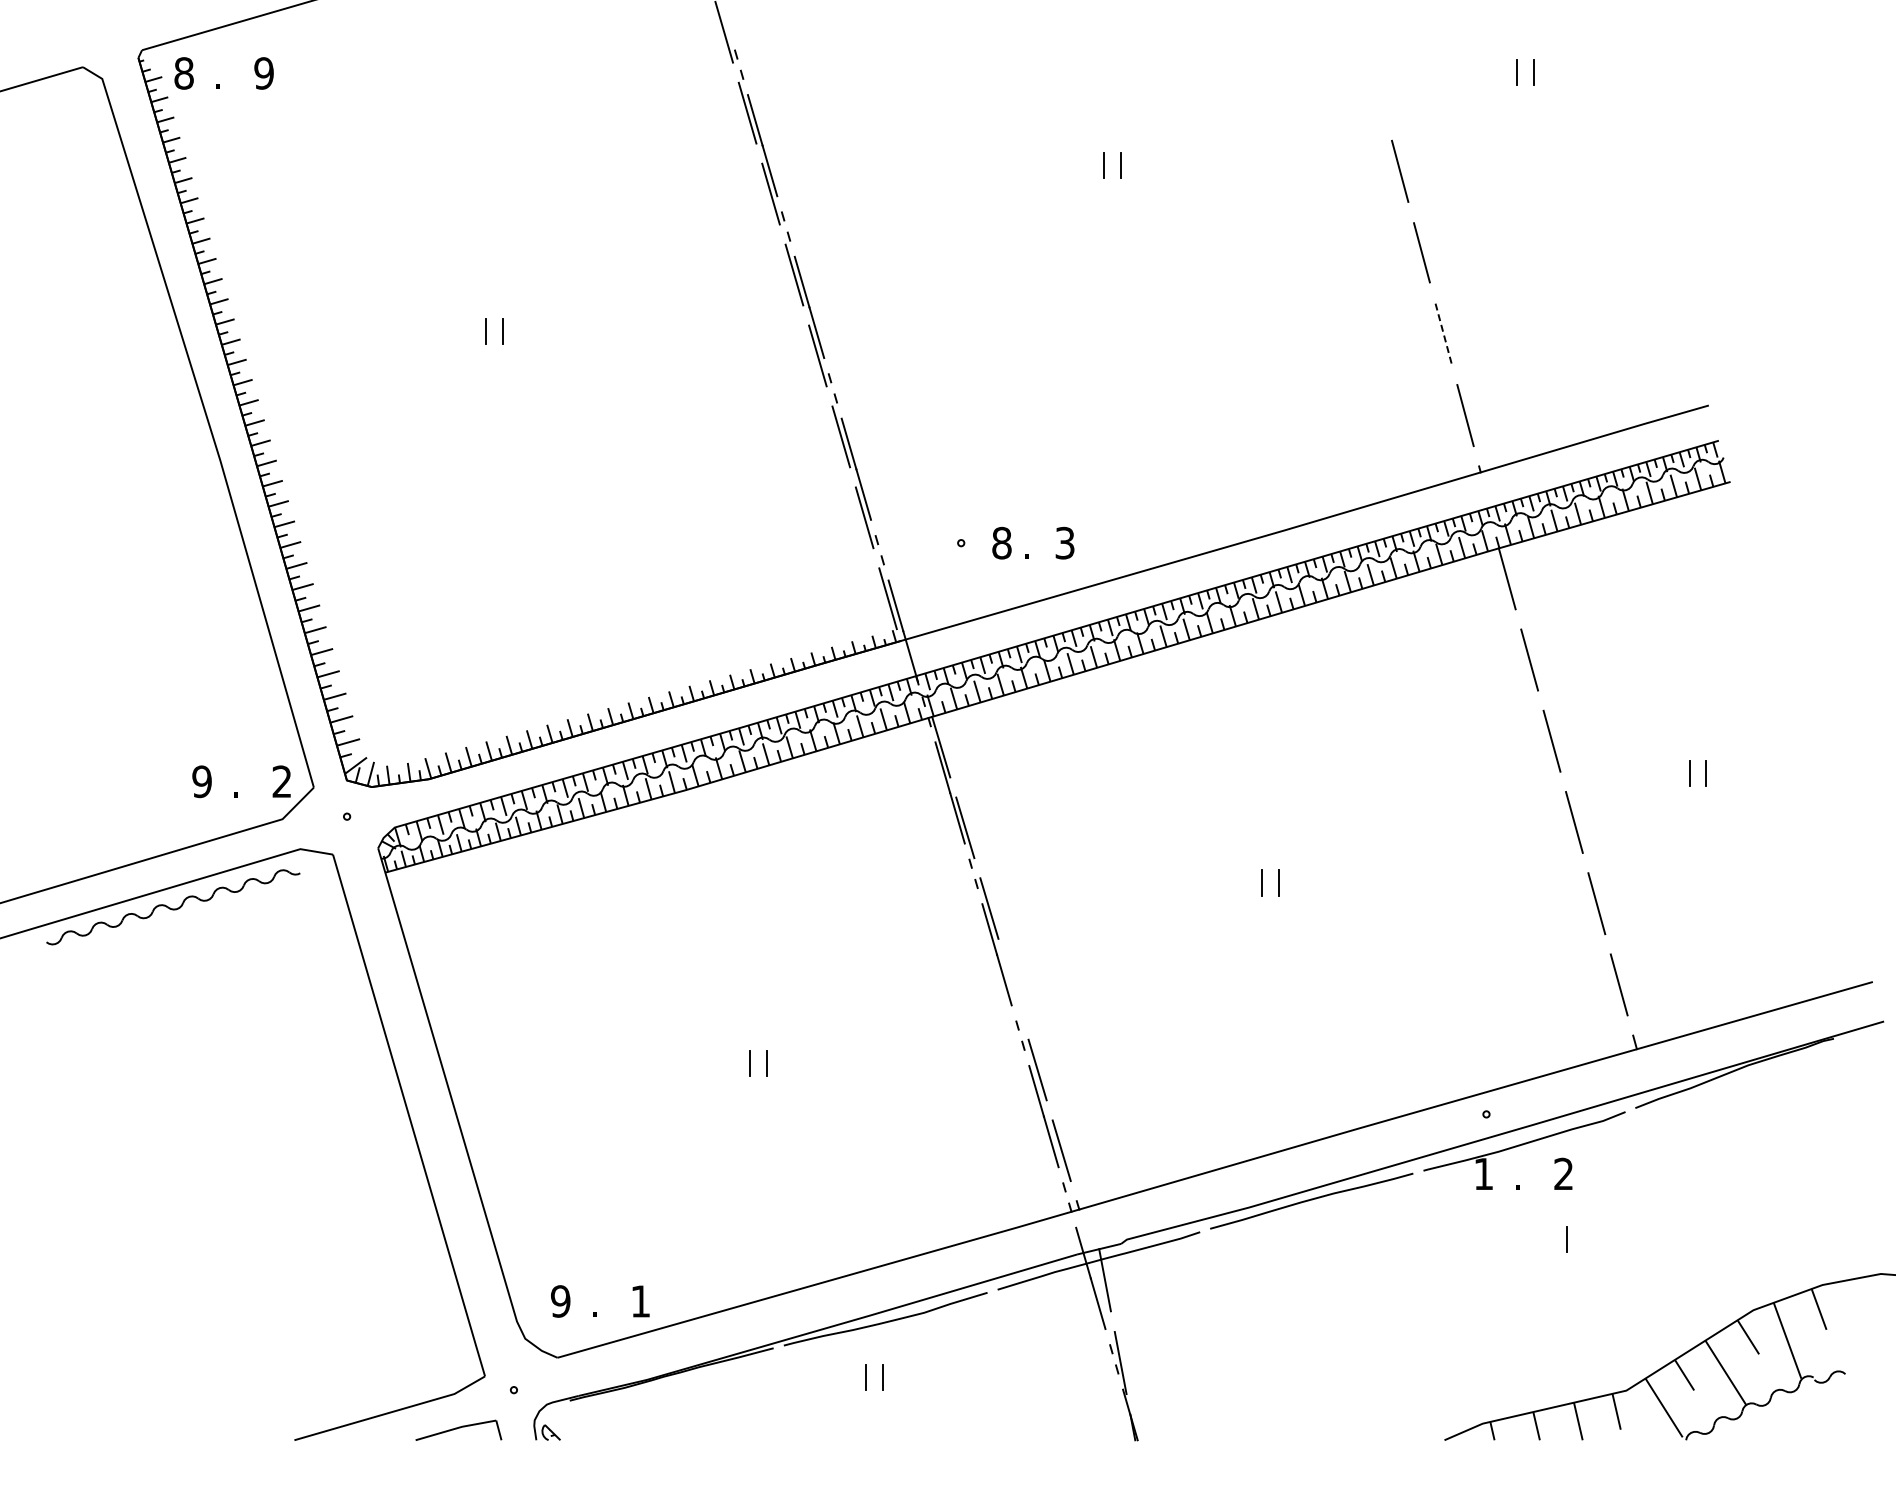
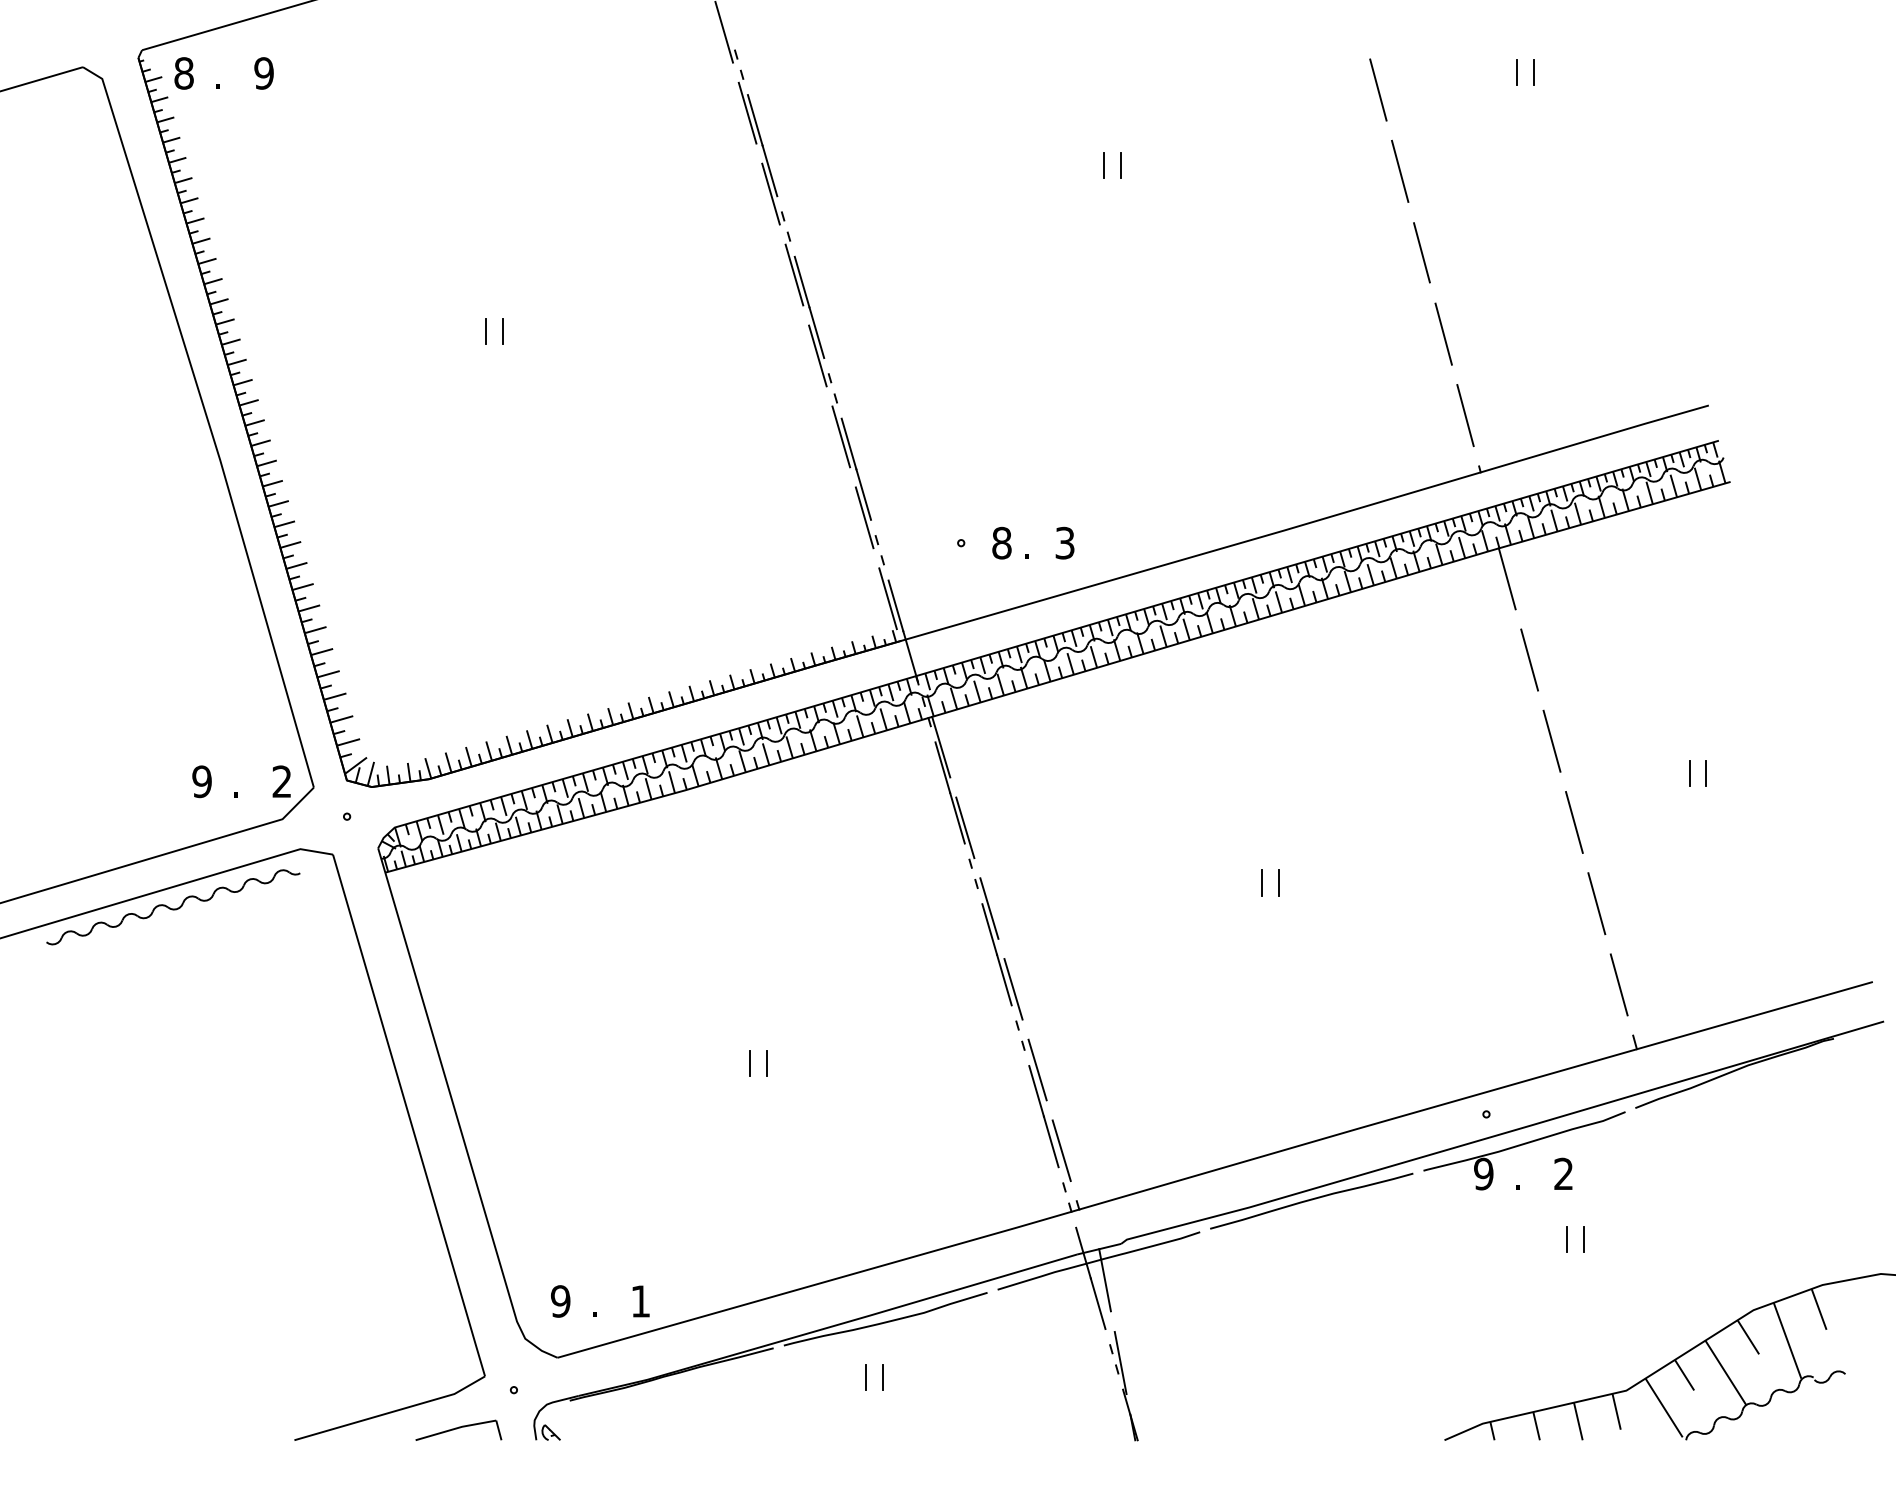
line: none -> present (1378, 89)
line: dashed -> solid (1443, 334)
line: none -> present (1013, 989)
text: 1 -> 9 (1483, 1173)
line: none -> present (1583, 1239)
